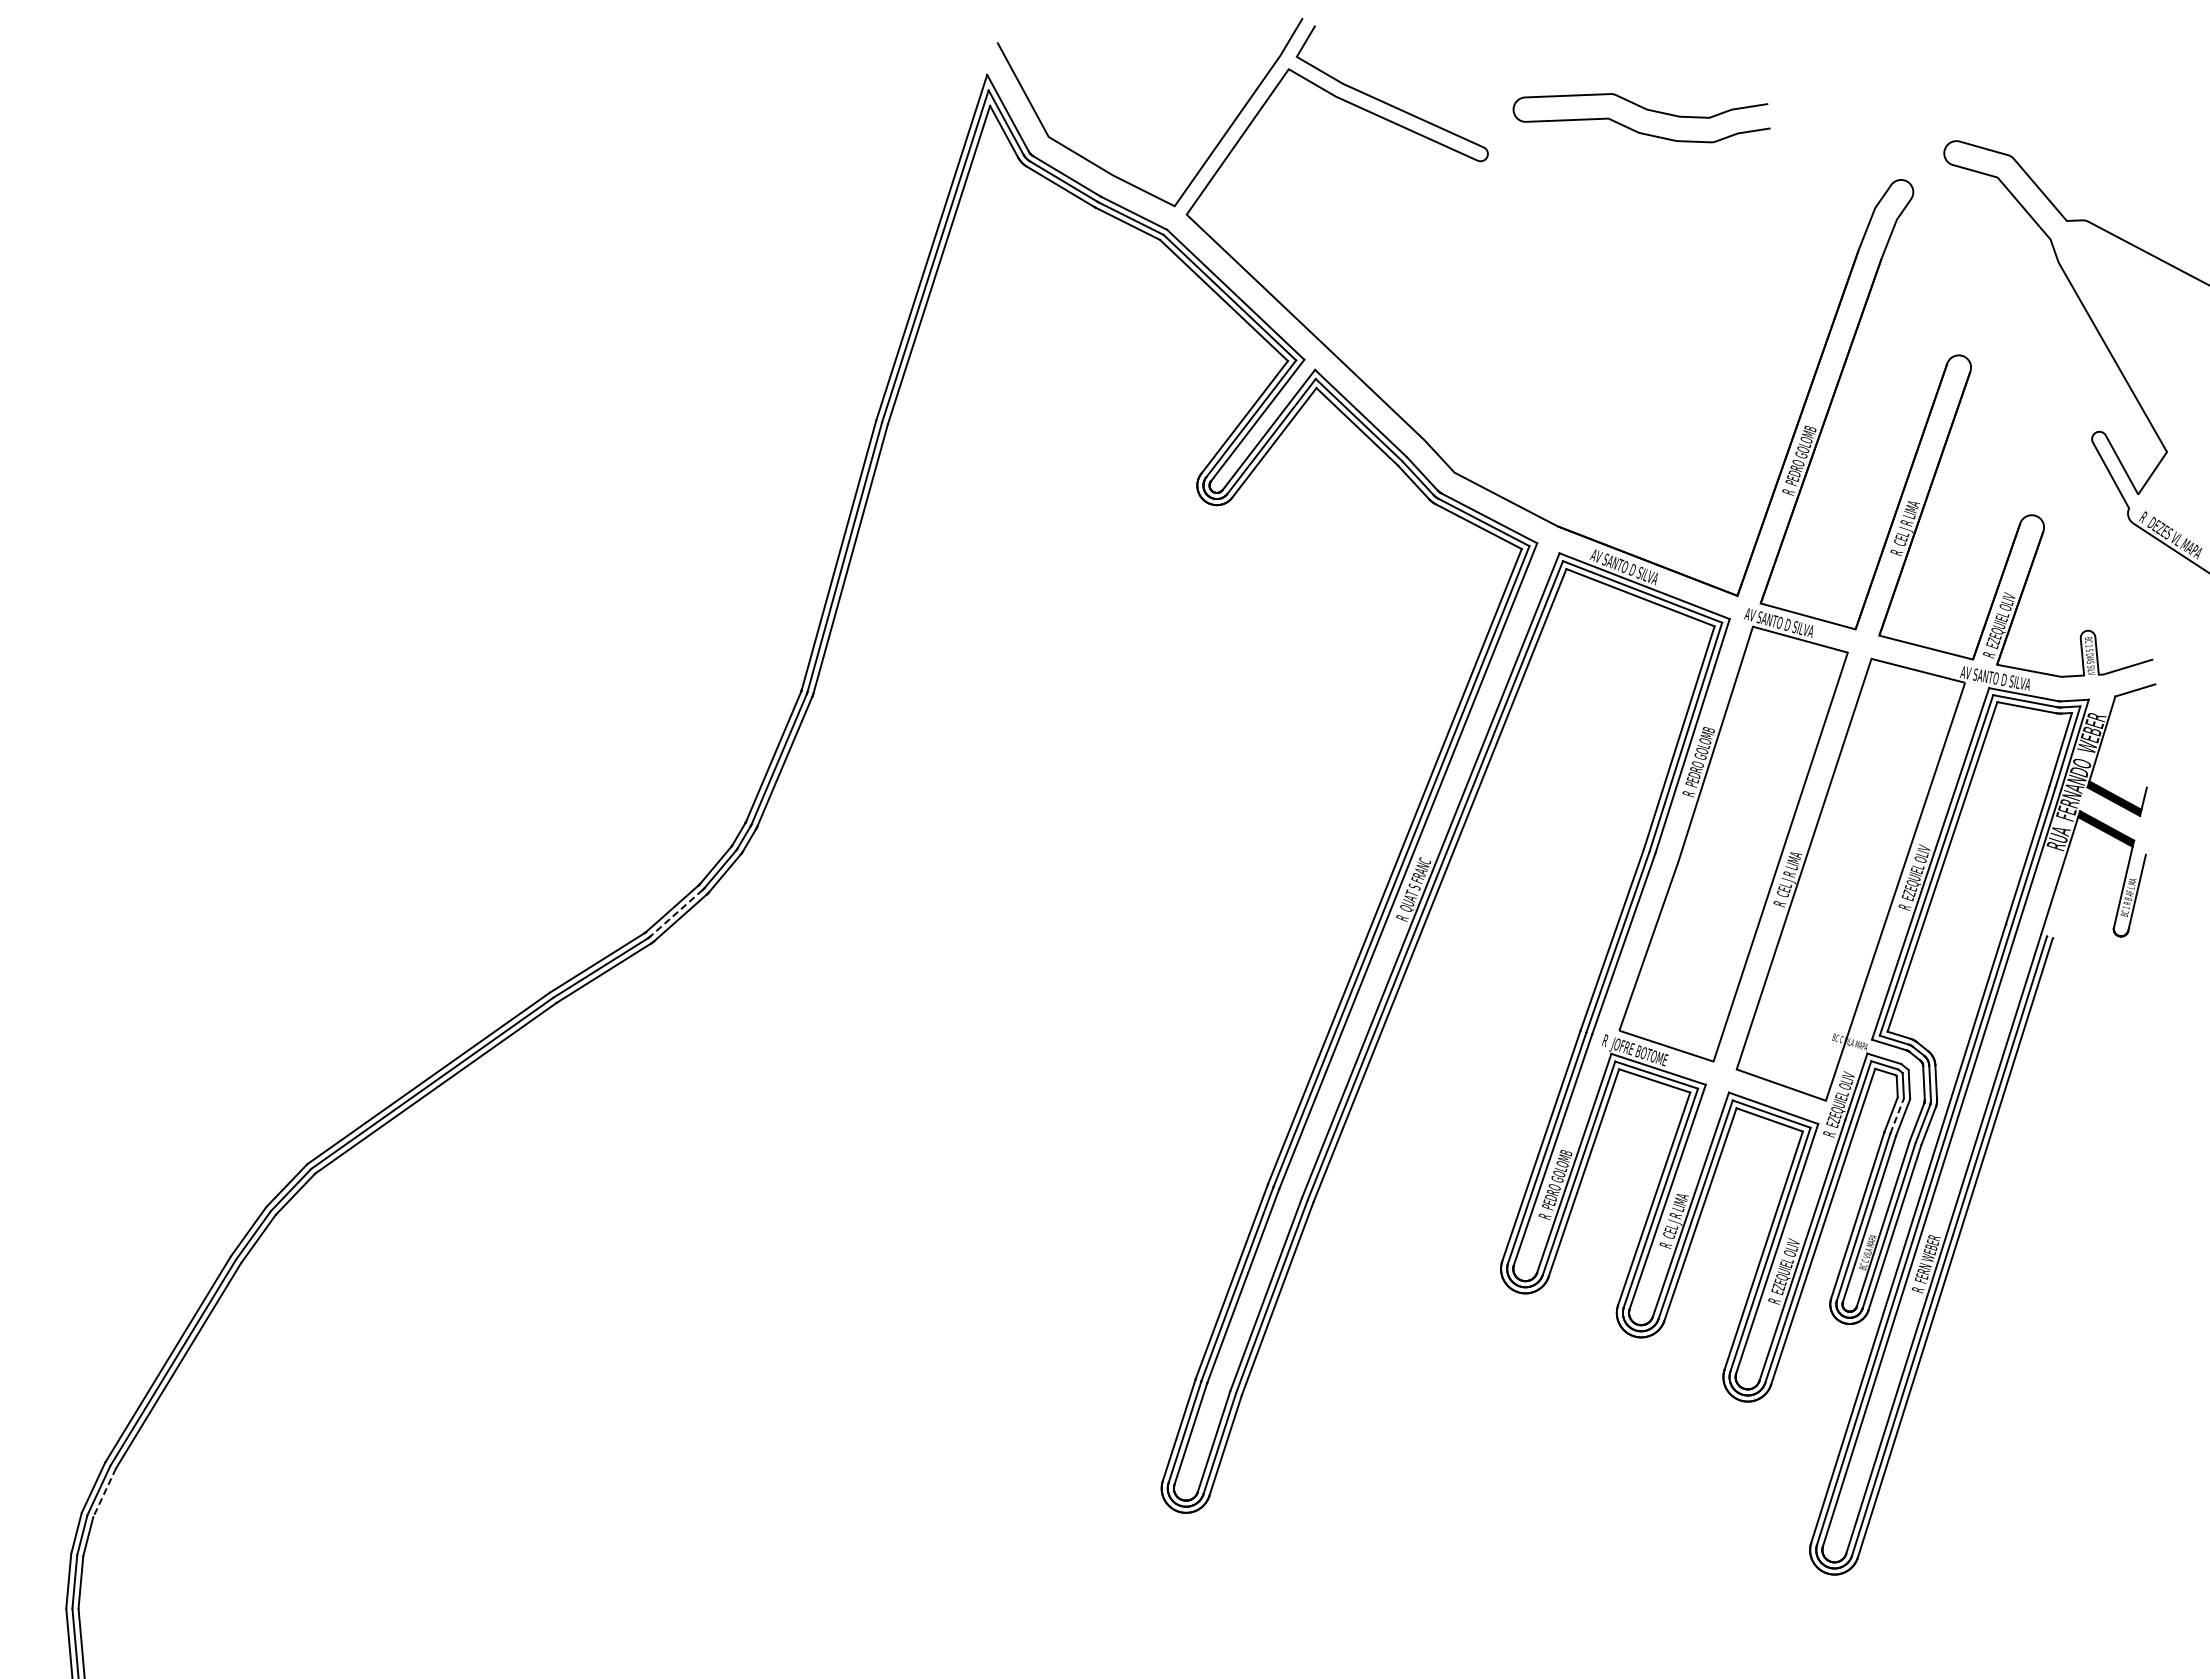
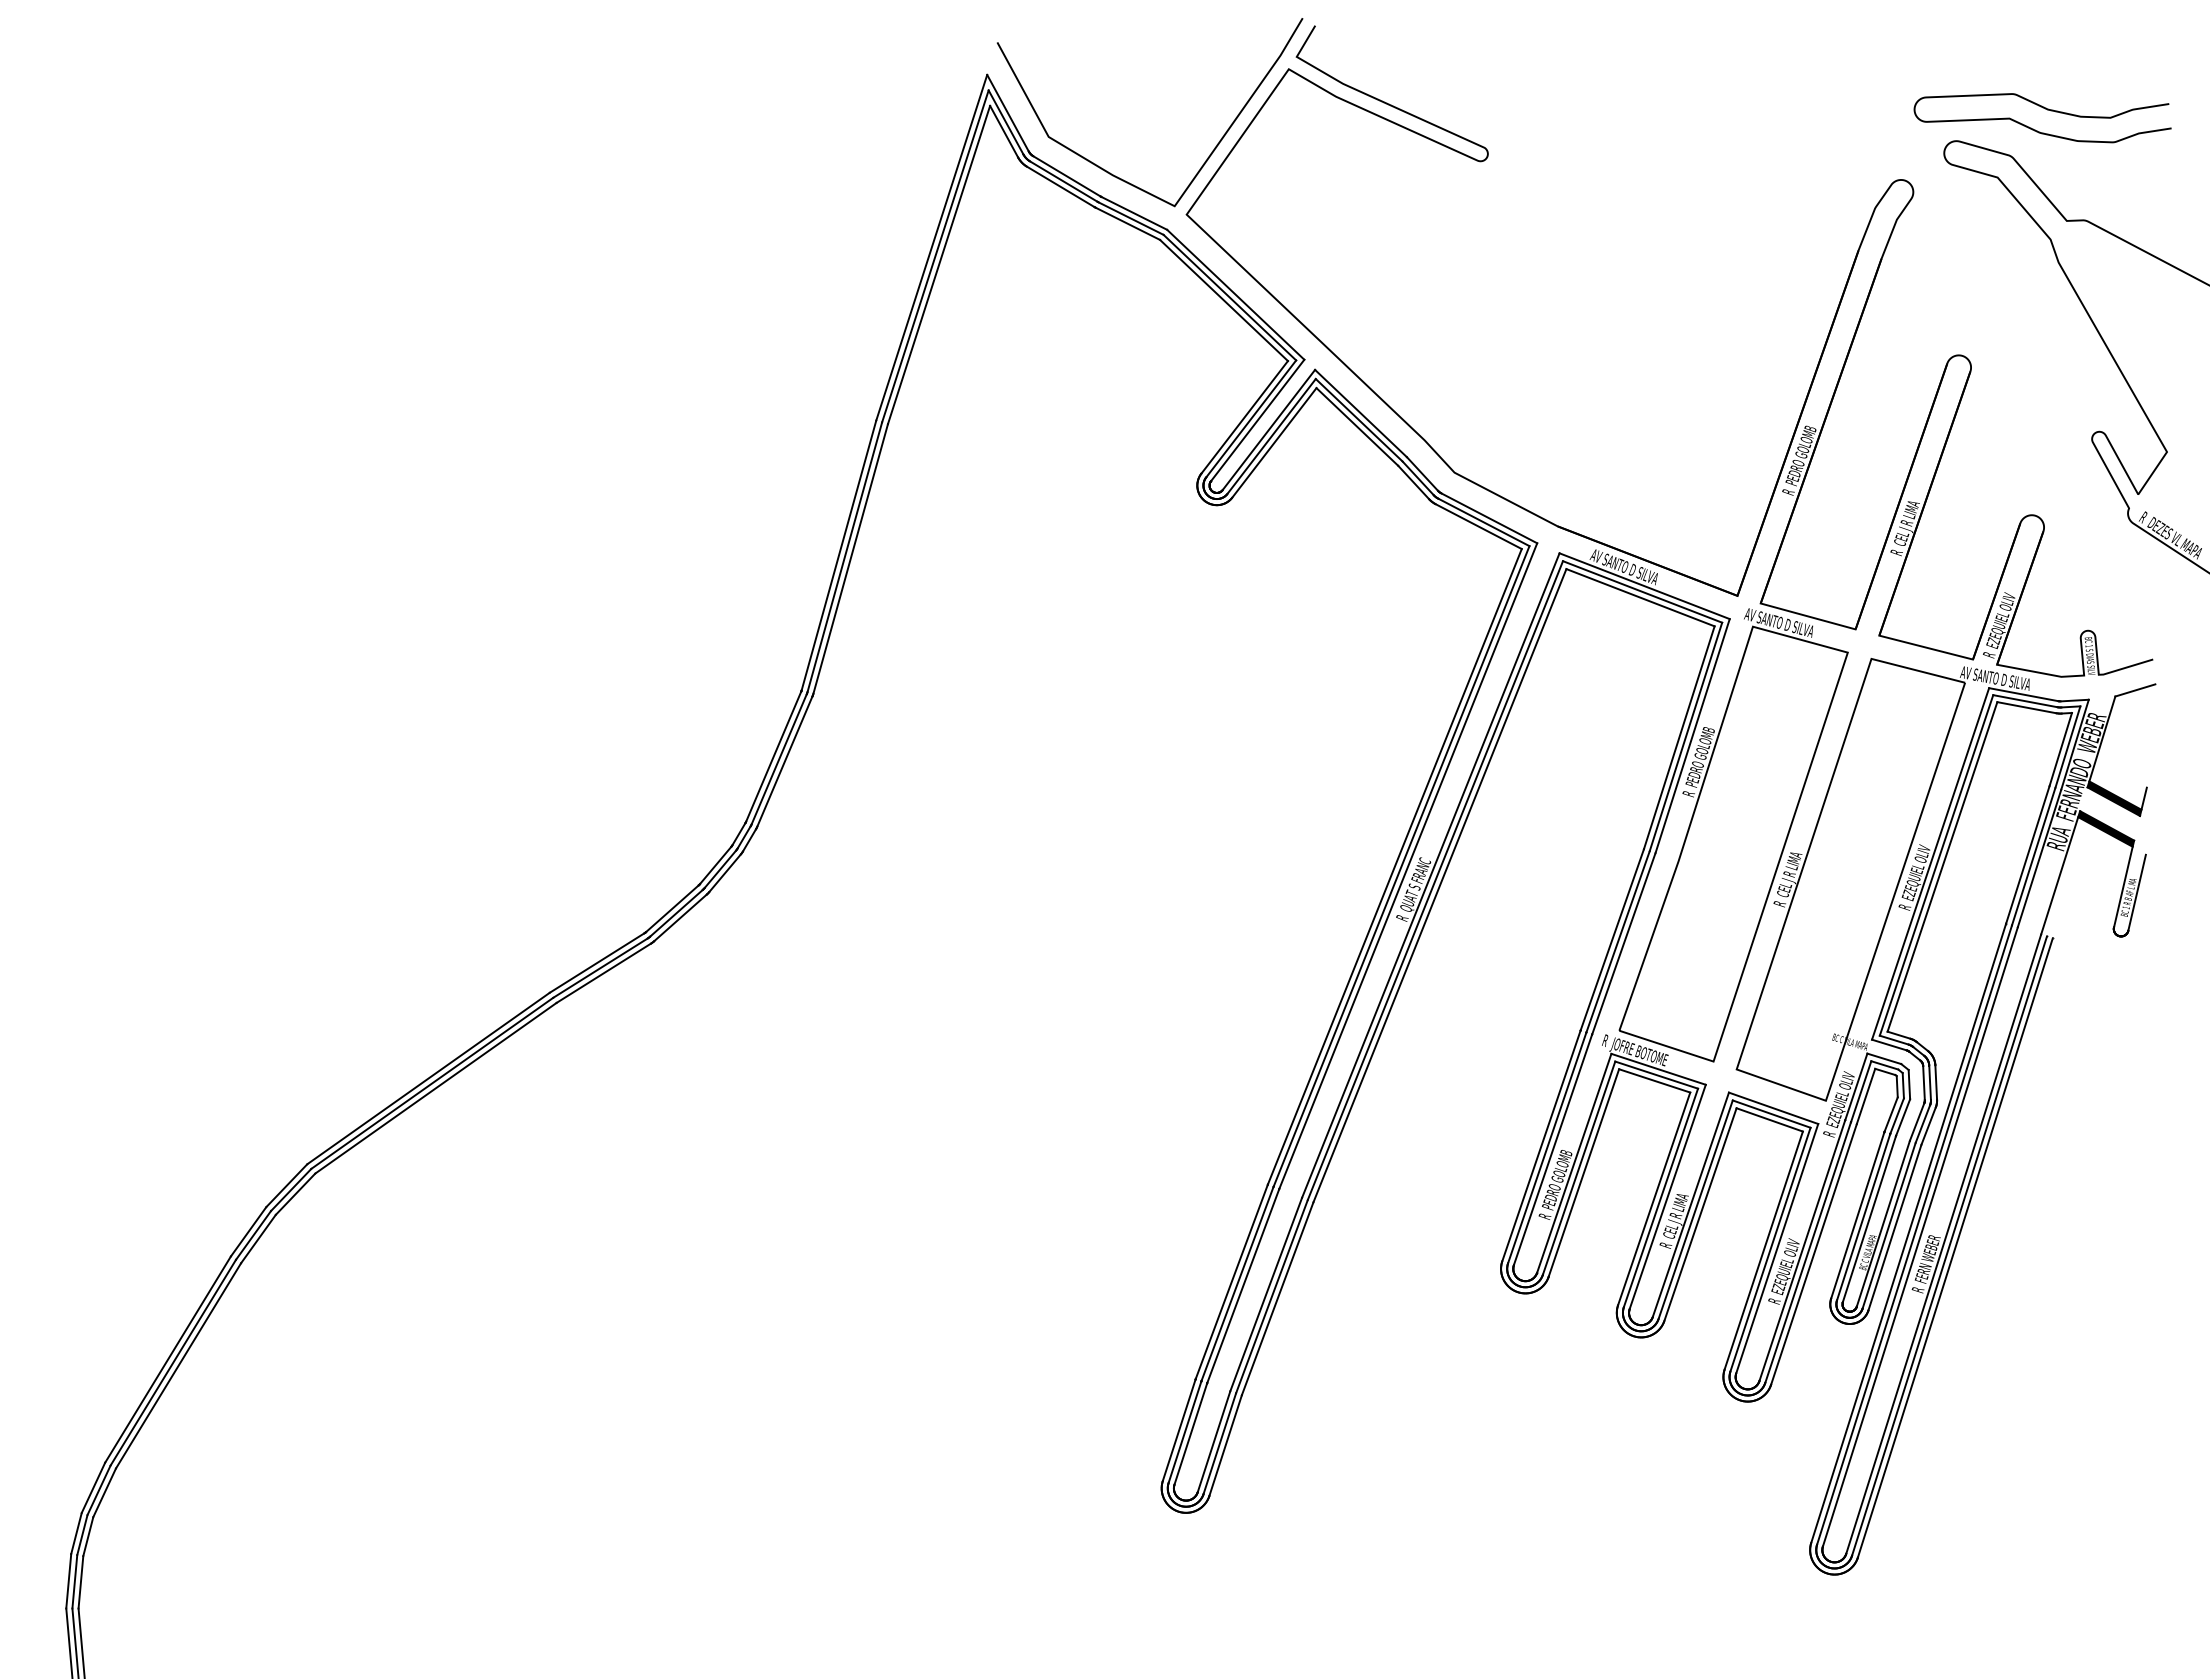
curve position: (1646, 110) -> (2047, 110) (2047, 110)
line: dashed -> solid (676, 913)
line: dashed -> solid (1897, 1116)
line: dashed -> solid (104, 1492)
